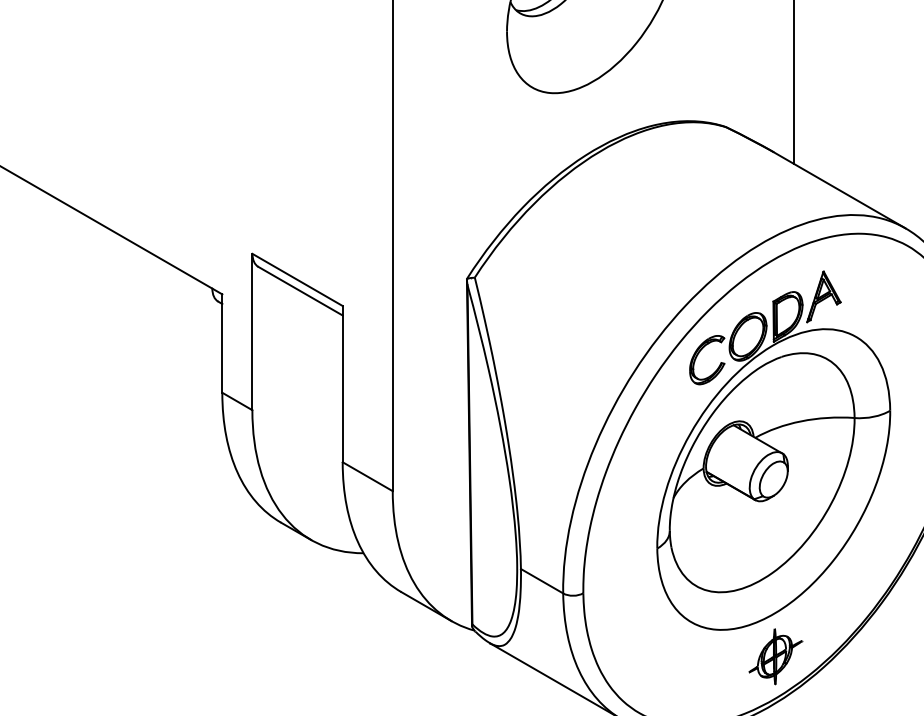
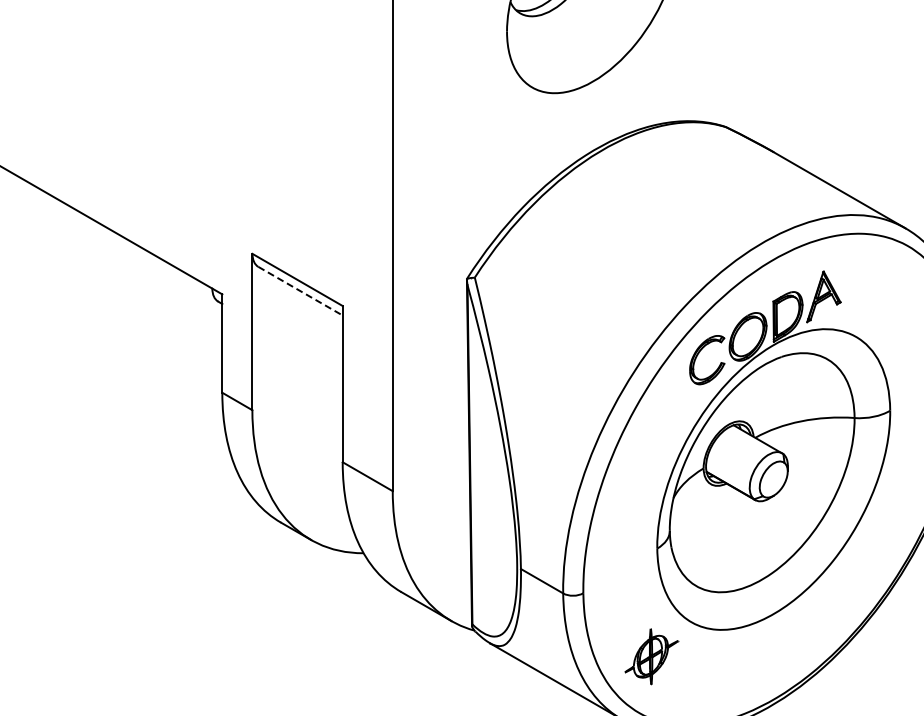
line: present -> none (793, 82)
line: solid -> dashed (300, 291)
part position: (775, 656) -> (651, 656) (651, 656)
